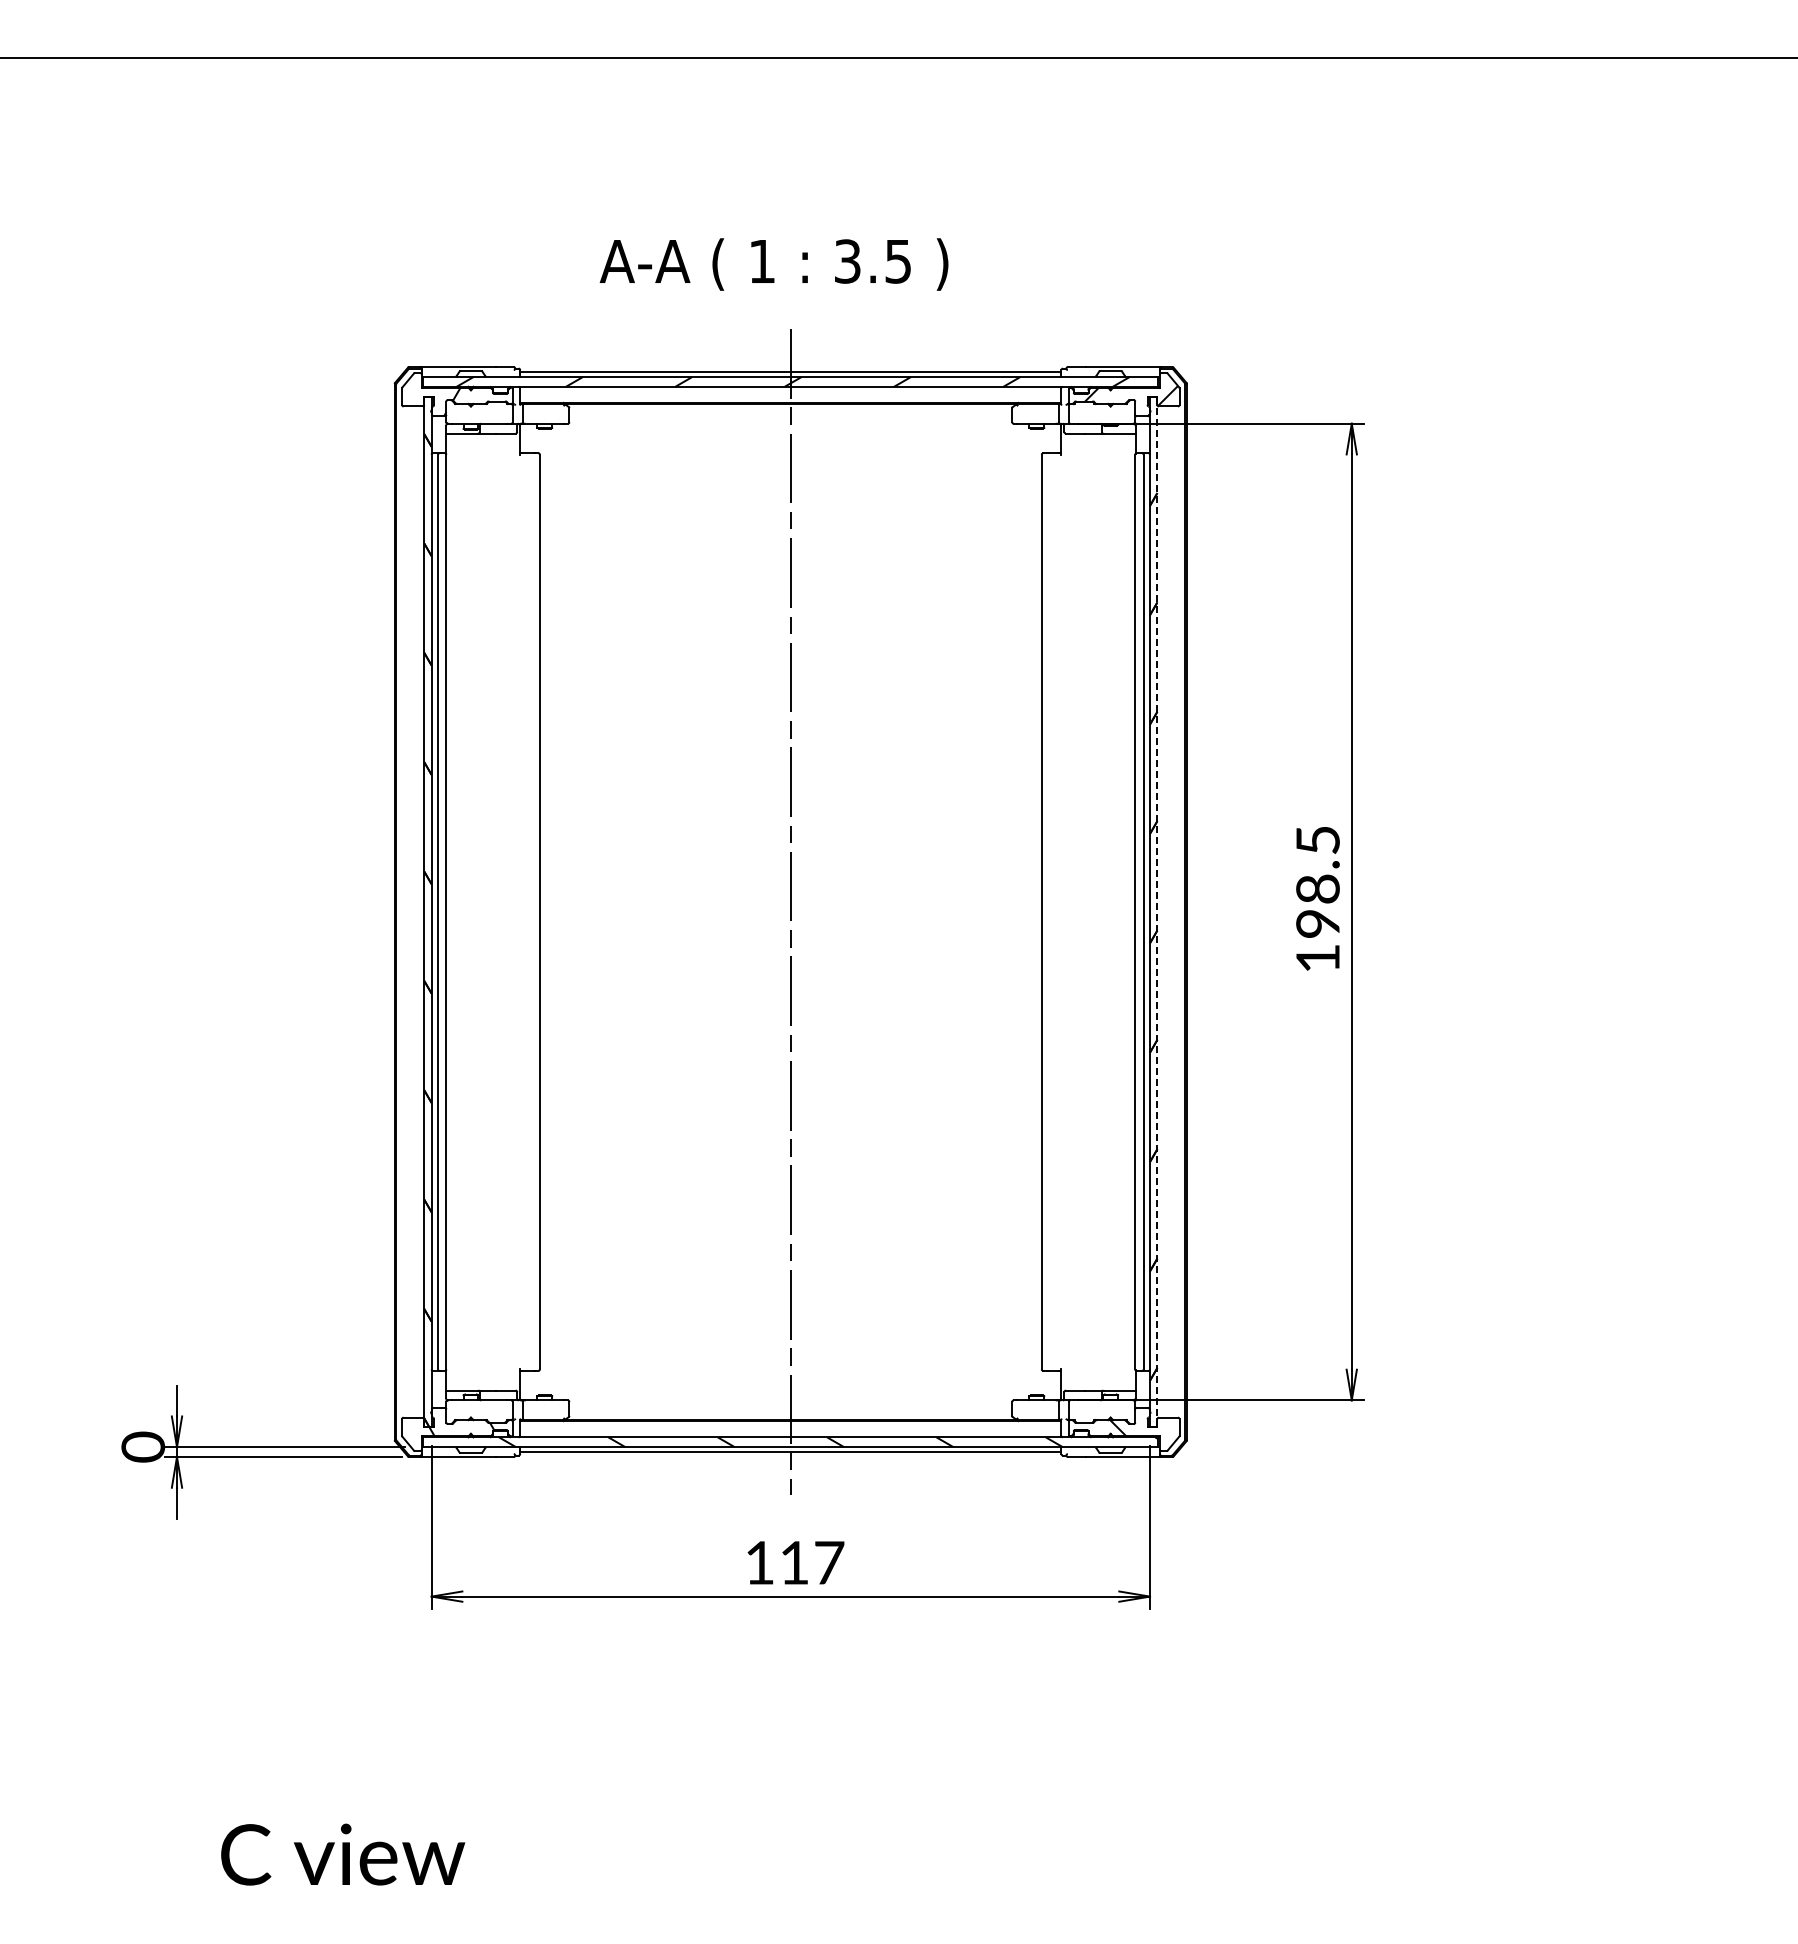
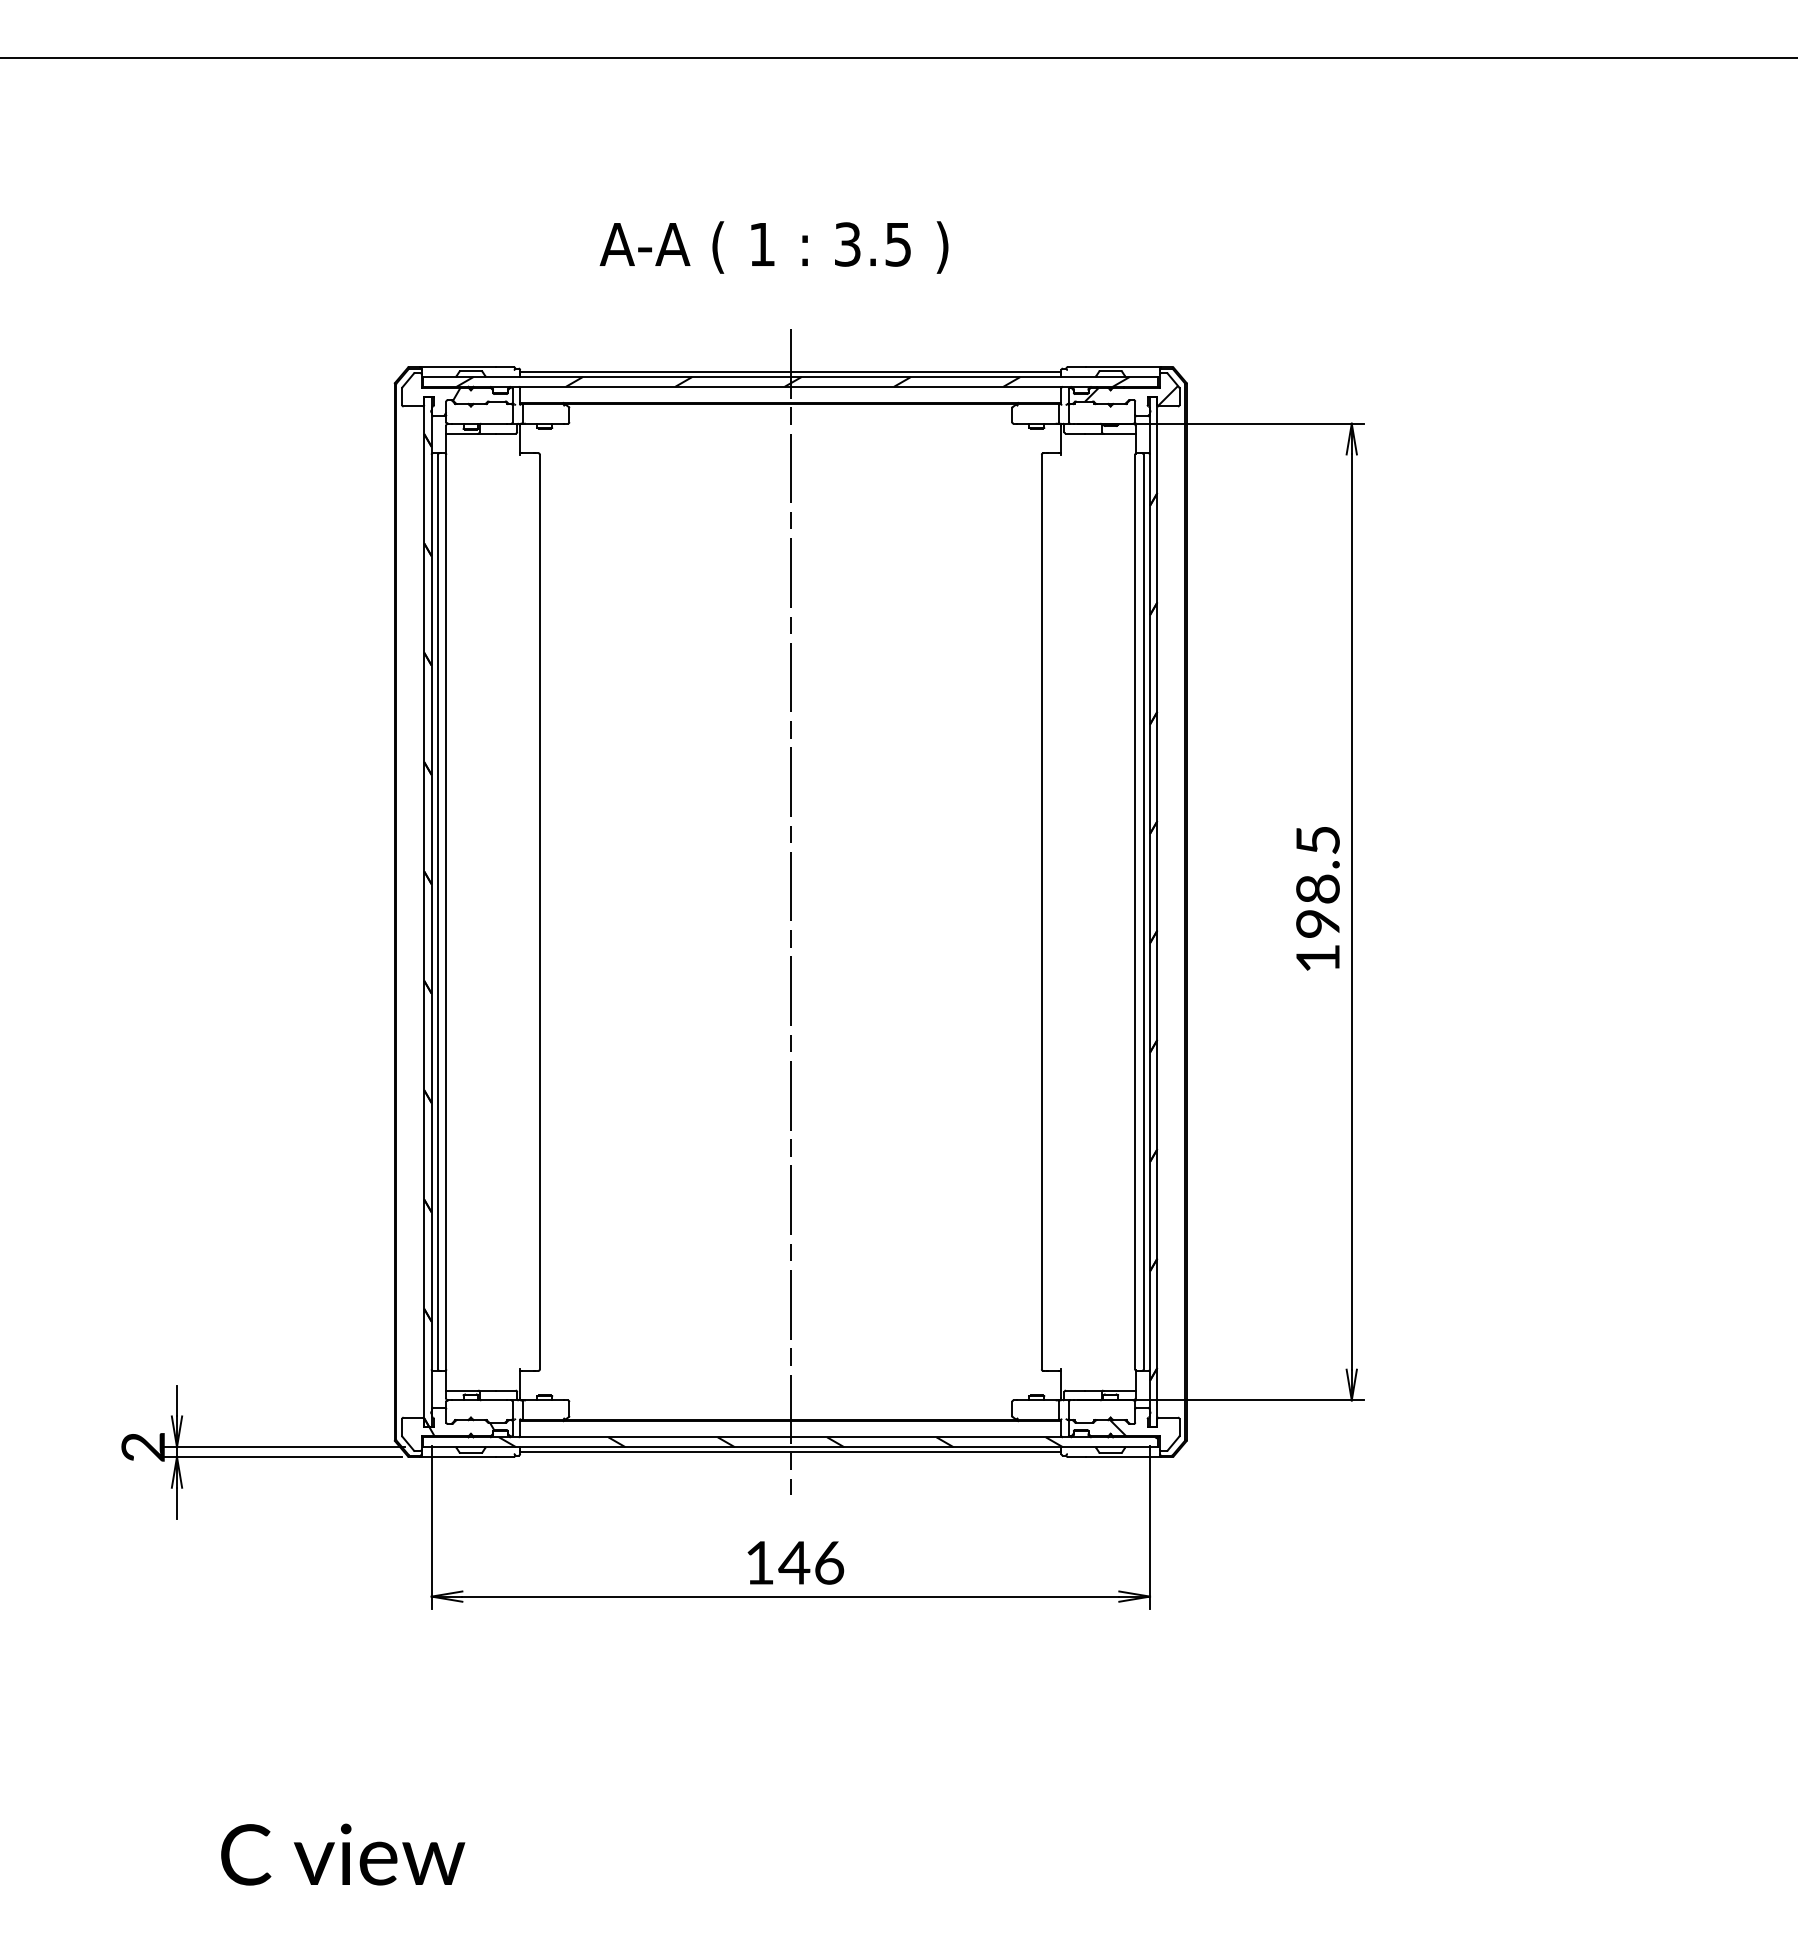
text position: (773, 264) -> (773, 247) (773, 247)
line: dashed -> solid (1157, 911)
text: 0 -> 2 (143, 1446)
text: 117 -> 146 (811, 1562)
